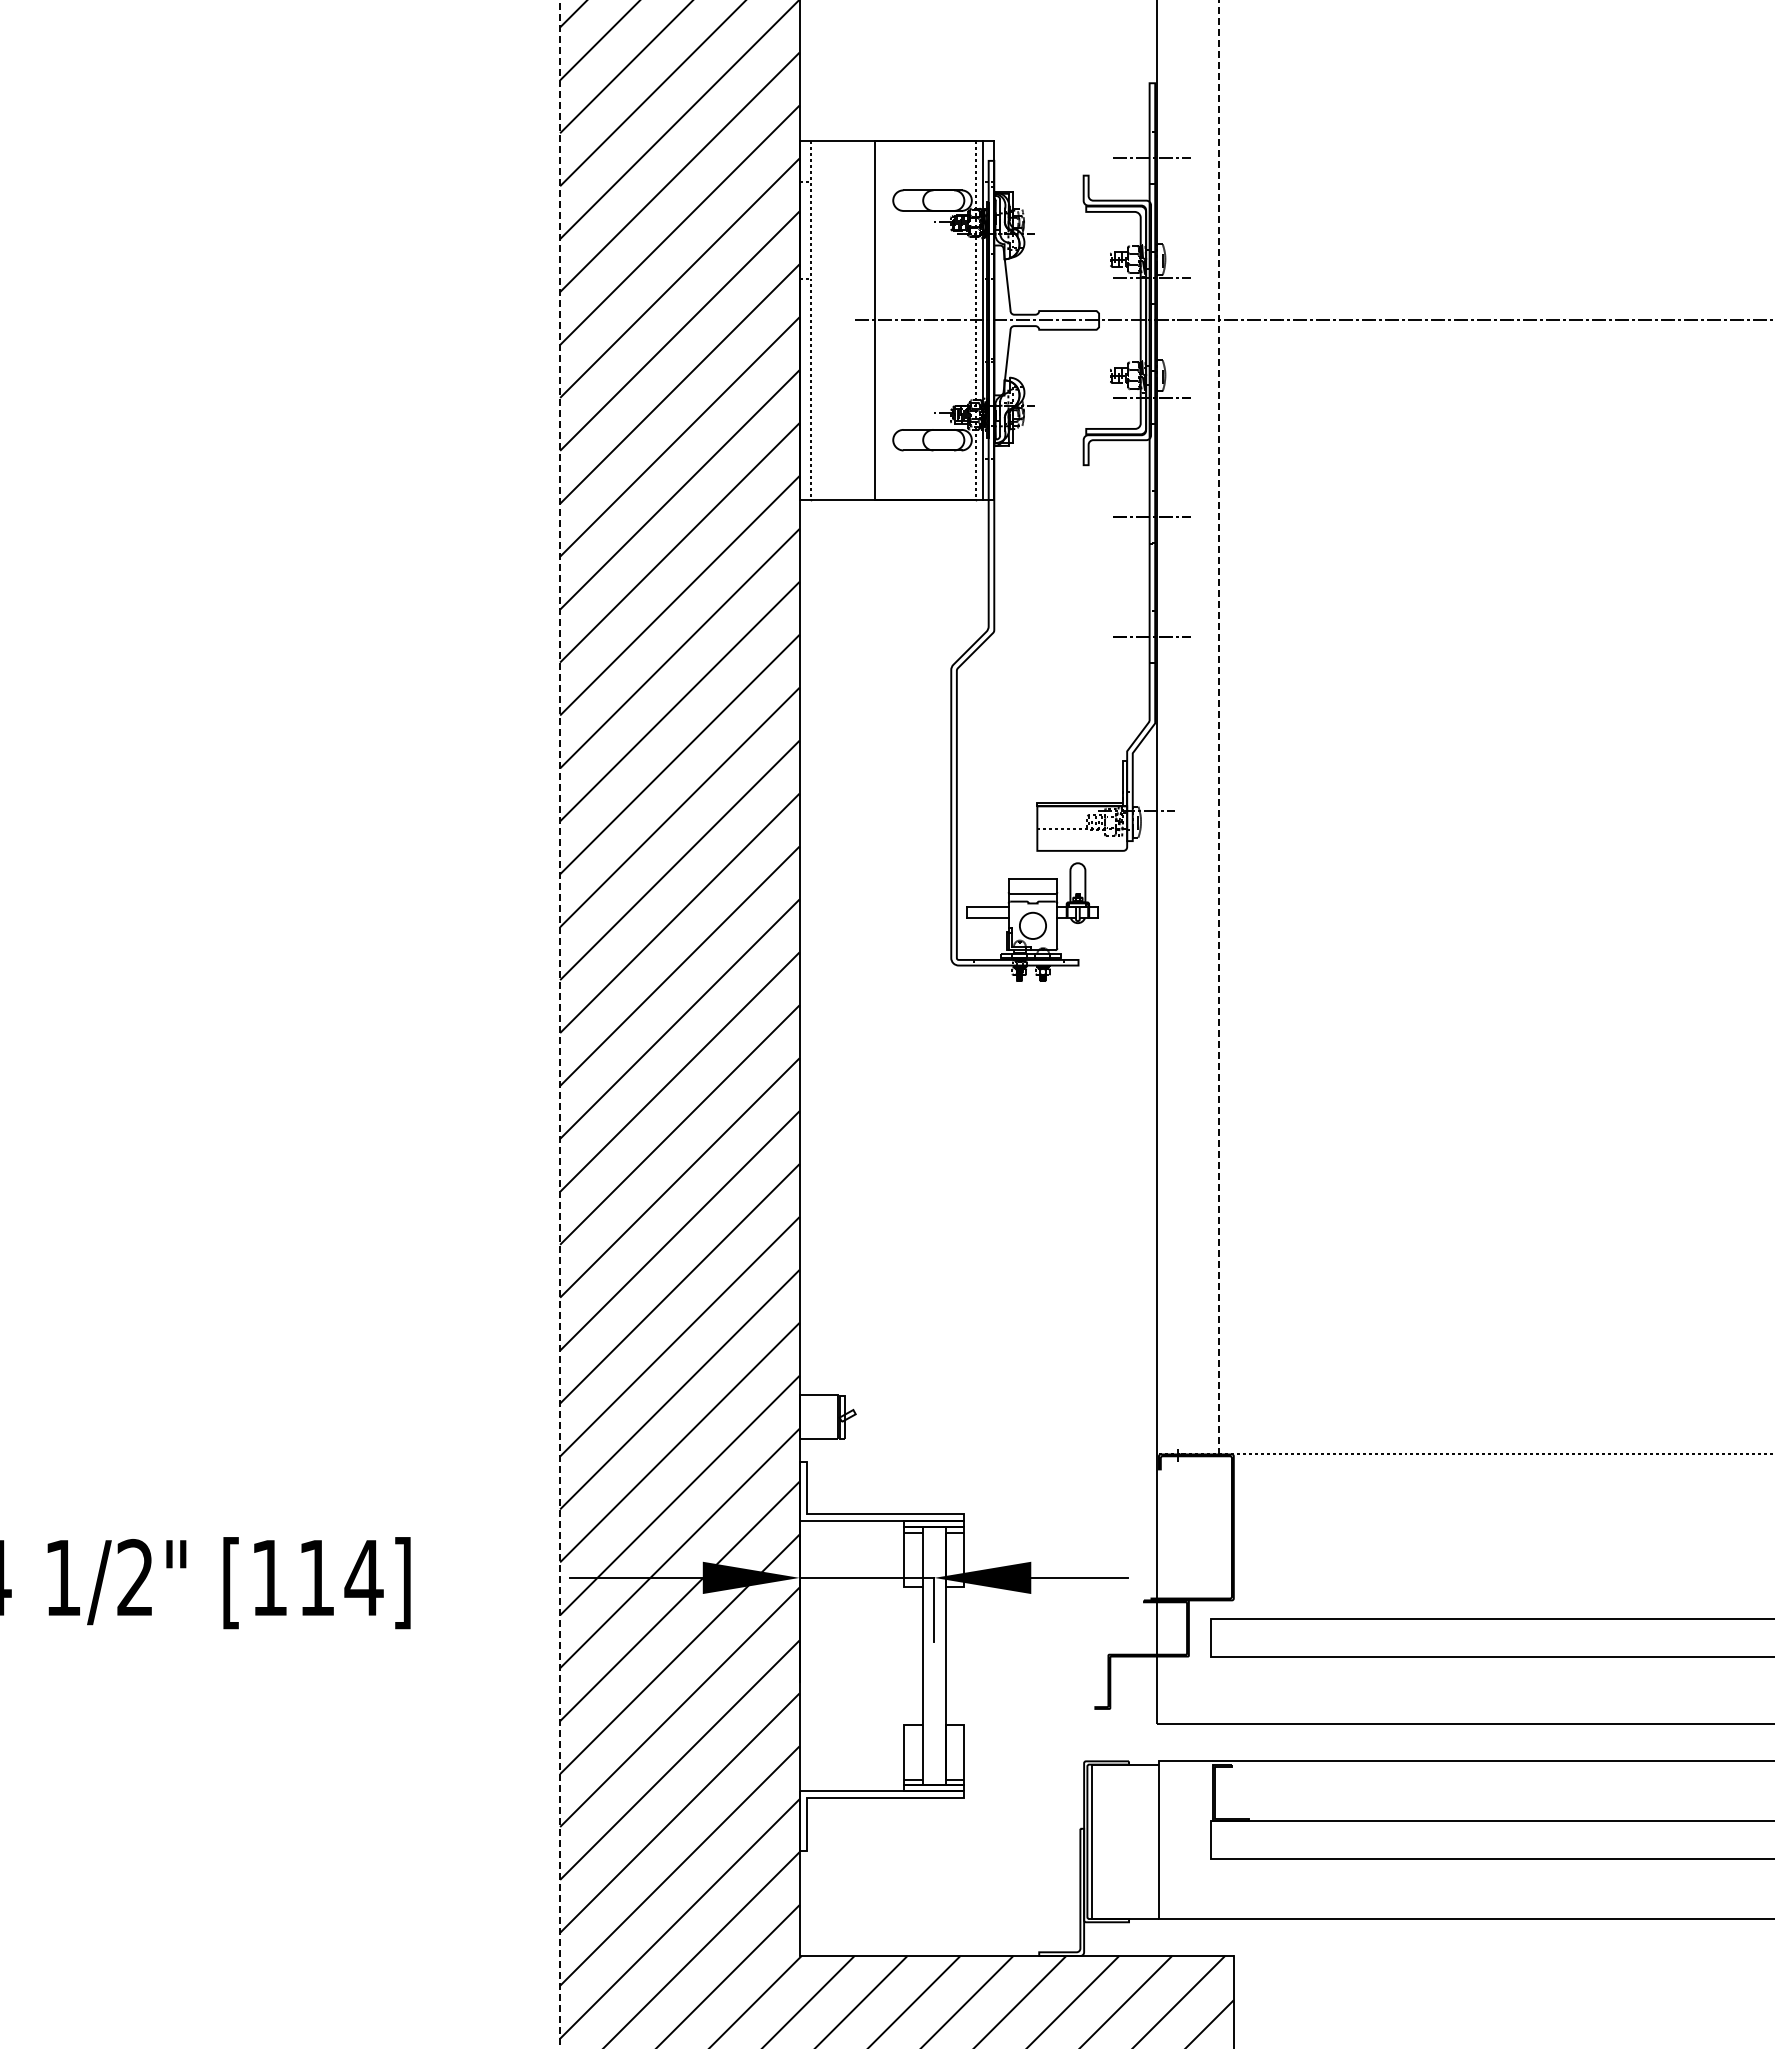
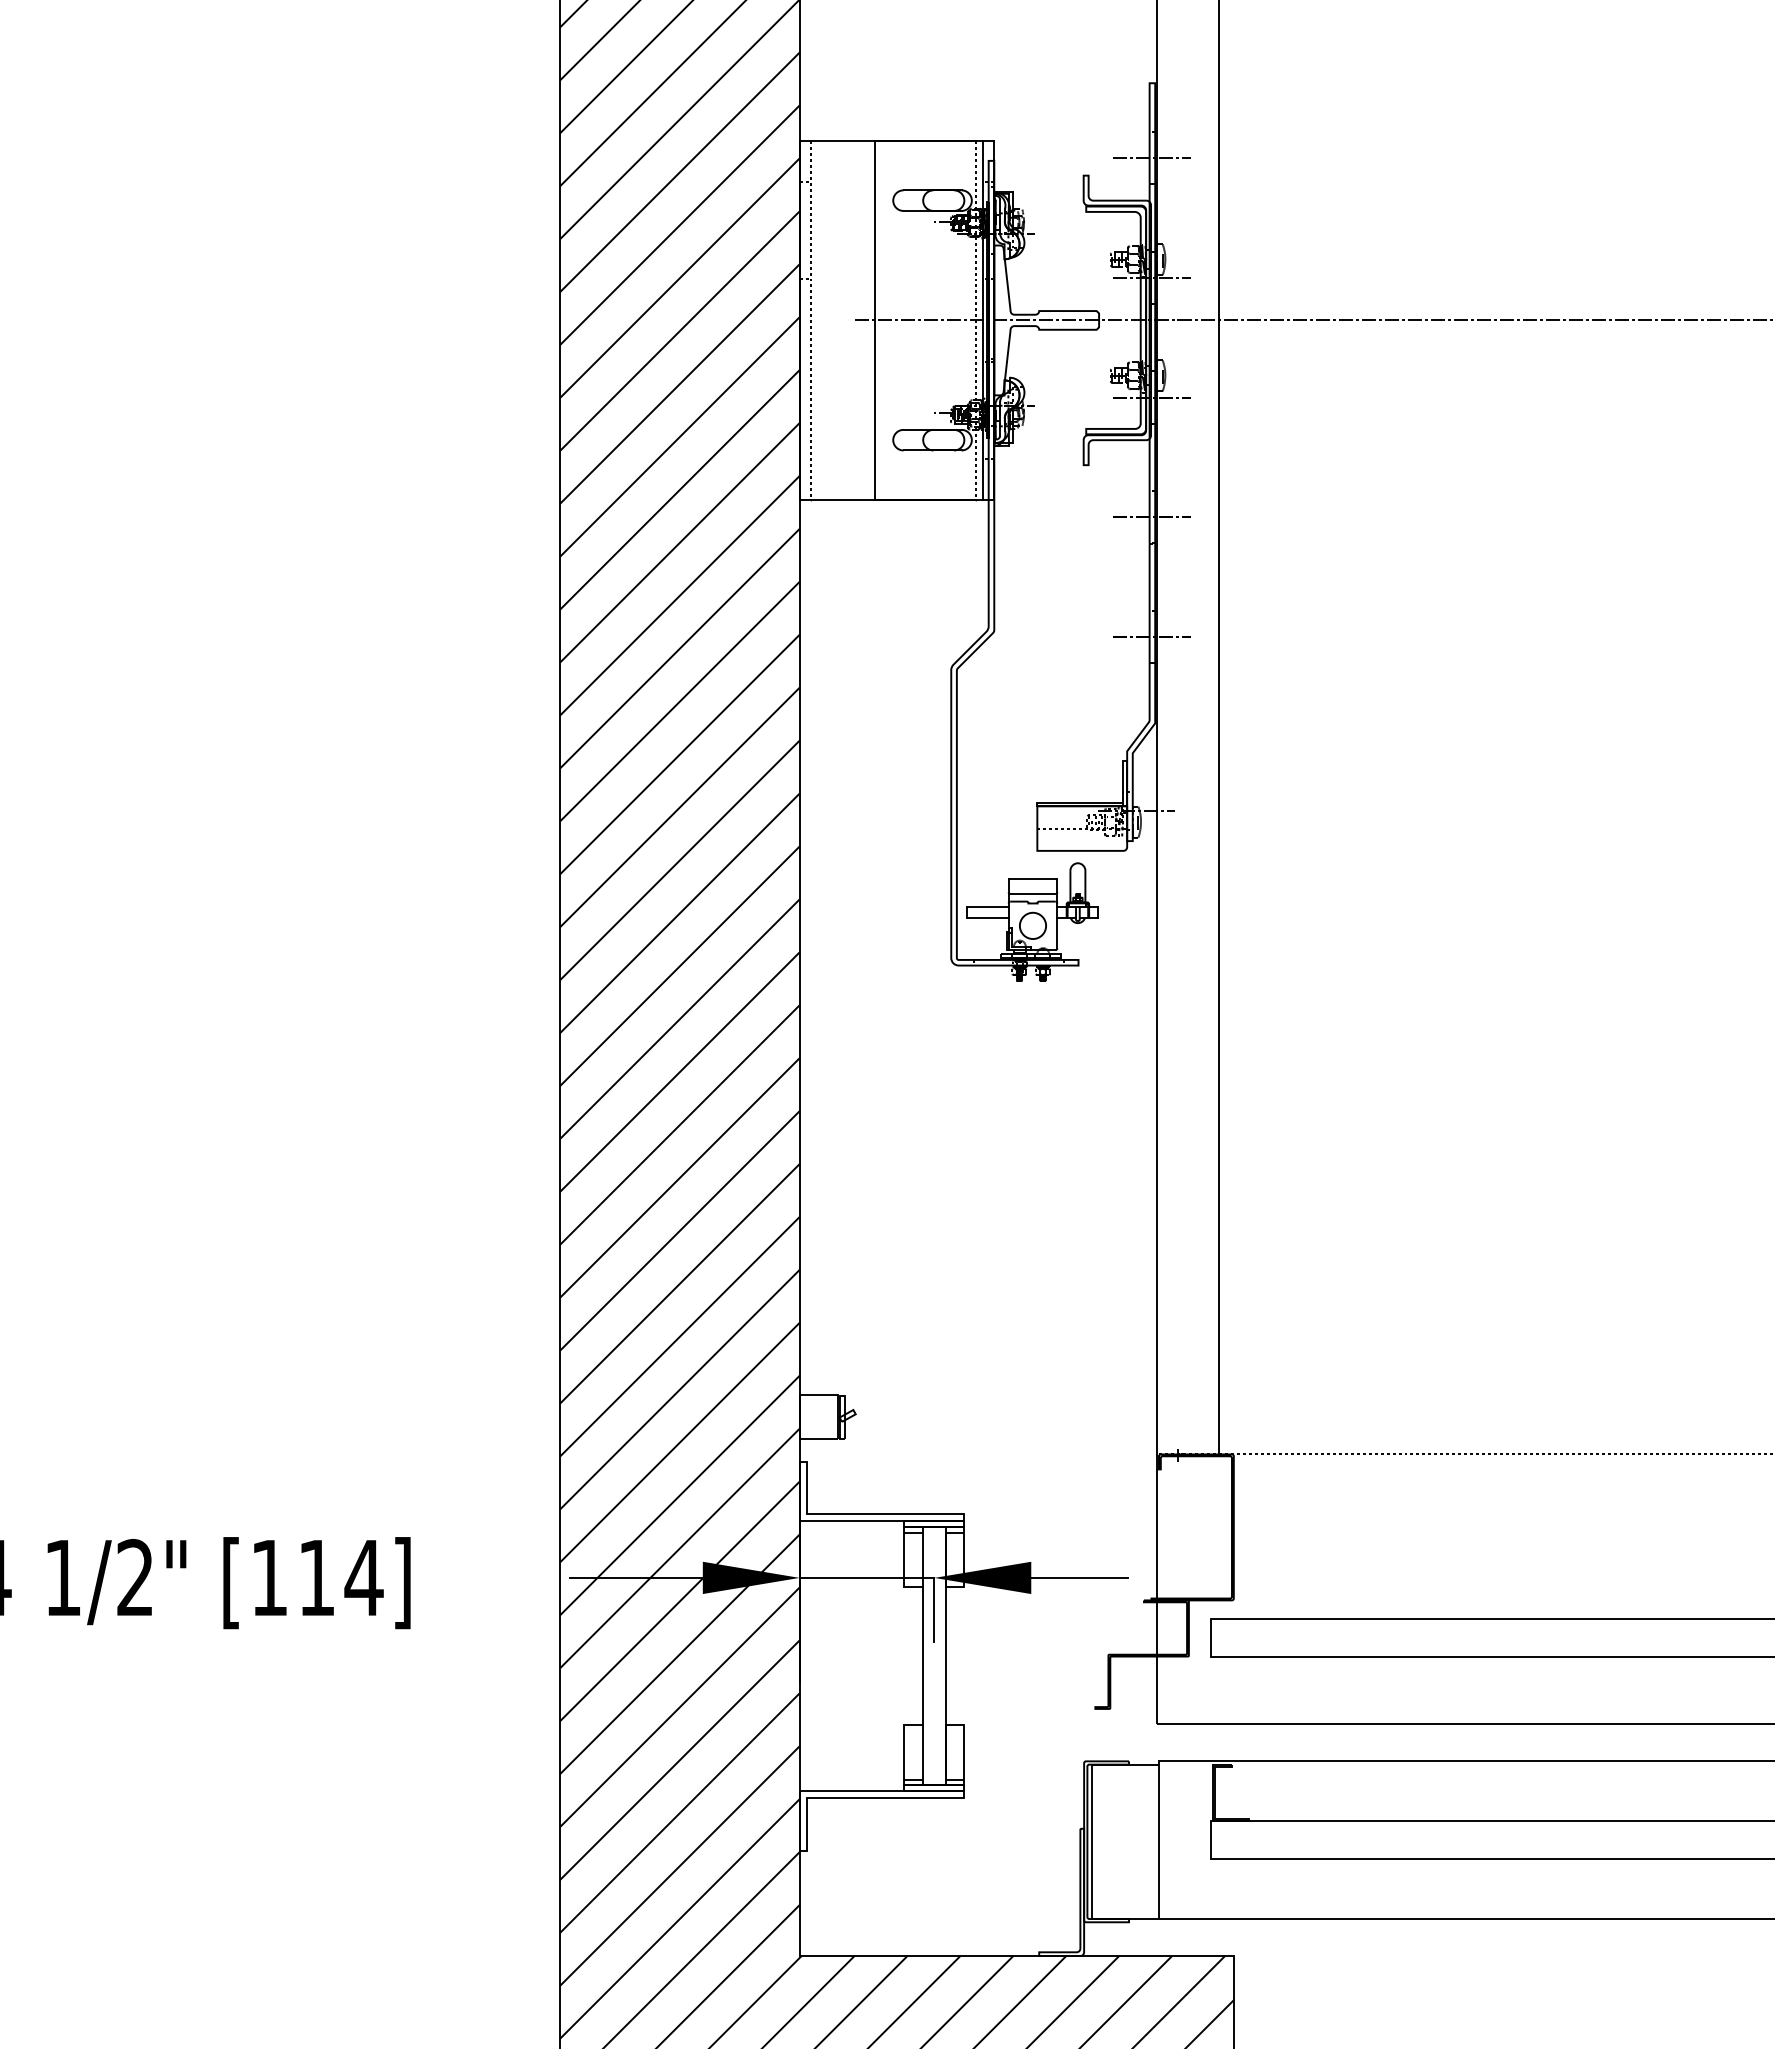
line: dashed -> solid (1218, 727)
line: dashed -> solid (560, 1024)
